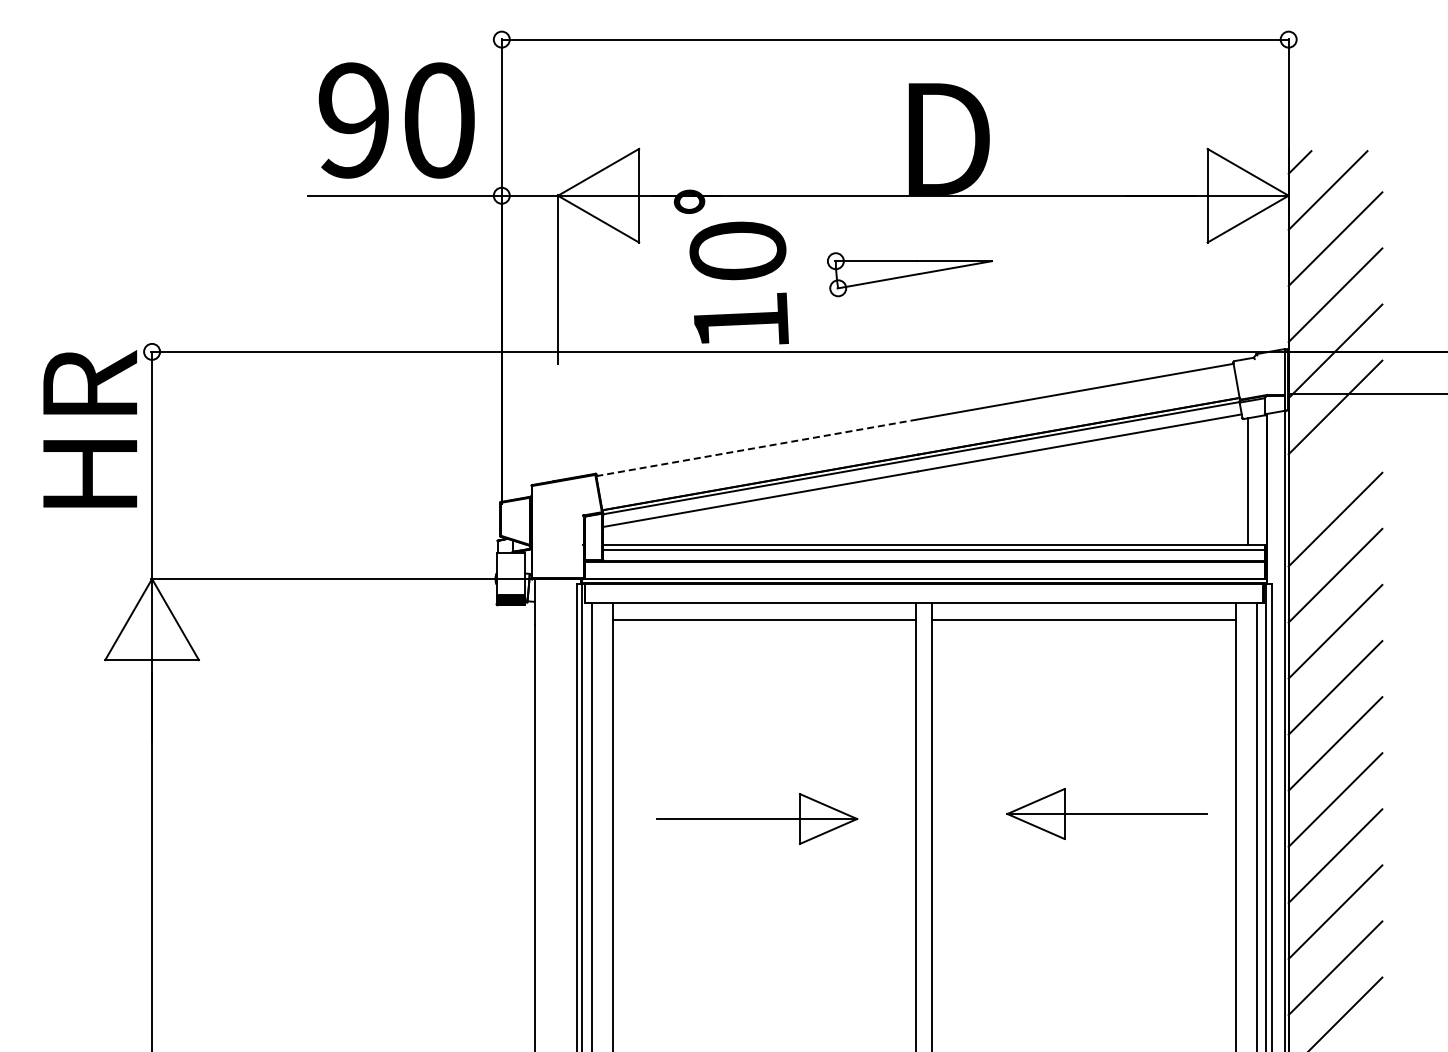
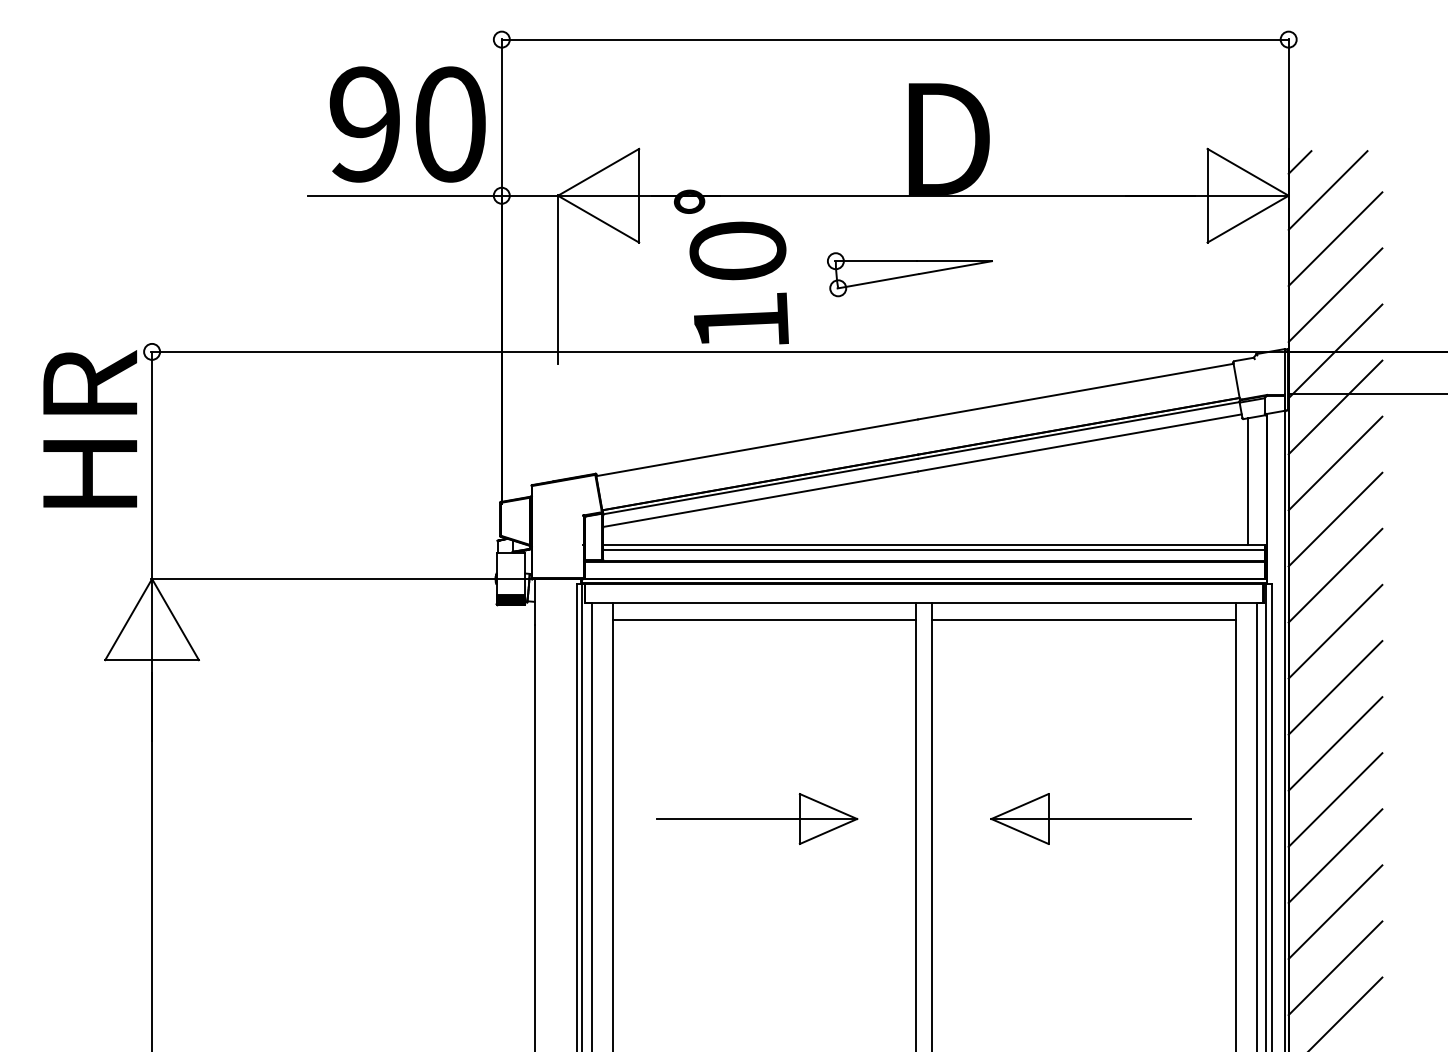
text position: (396, 120) -> (407, 124) (407, 124)
line: dashed -> solid (757, 447)
line: none -> present (1335, 463)
part position: (1106, 813) -> (1090, 818) (1090, 818)
